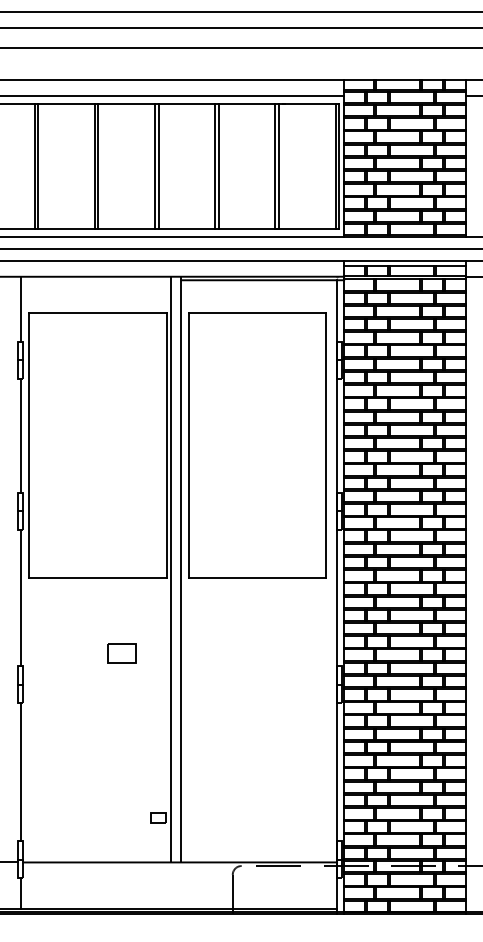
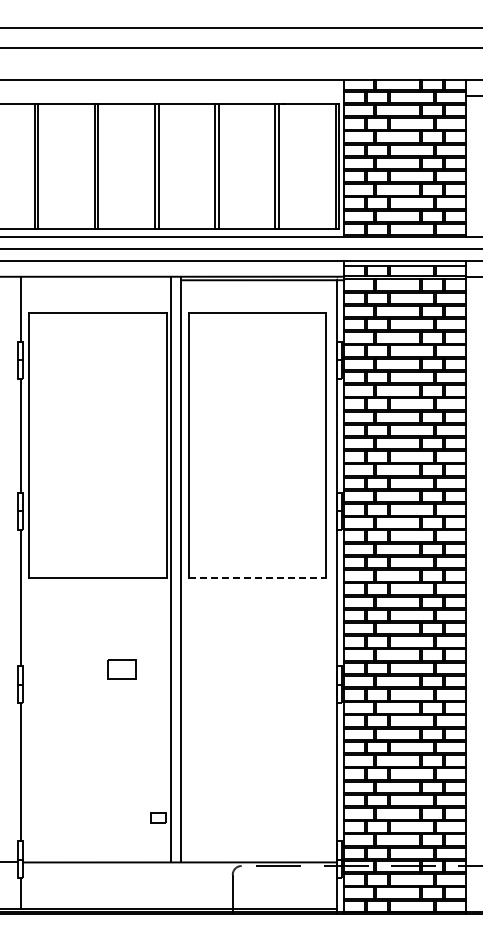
line: present -> none (240, 11)
line: present -> none (173, 95)
line: solid -> dashed (257, 577)
part position: (121, 653) -> (121, 669) (121, 669)
